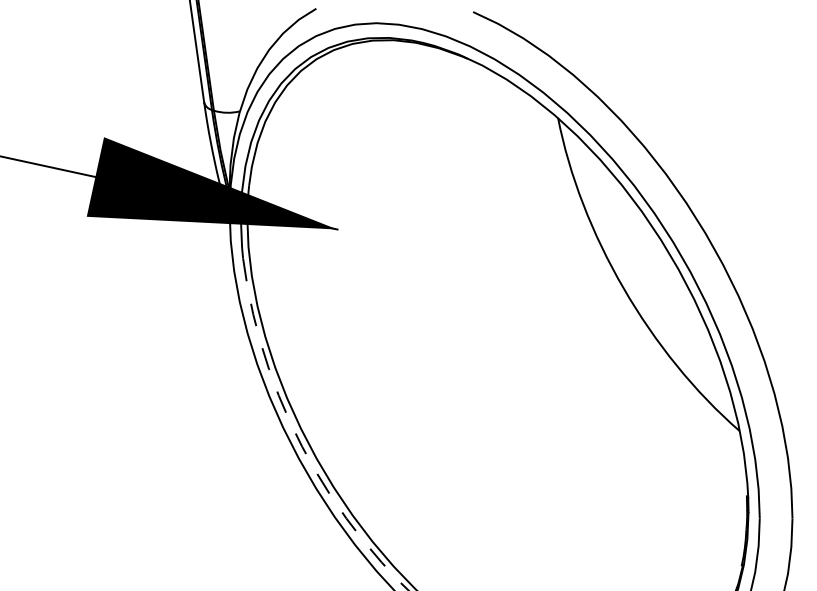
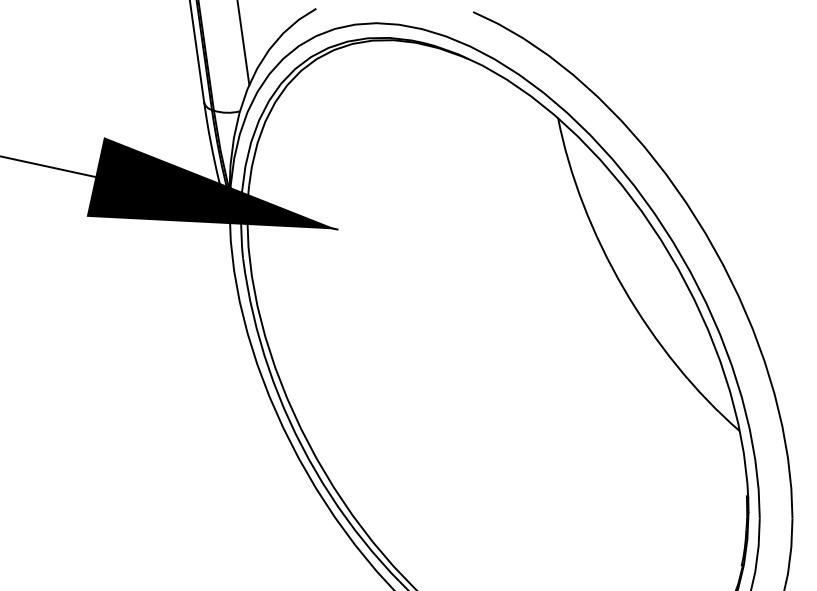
line: none -> present (243, 43)
arc: dashed -> solid (298, 439)
